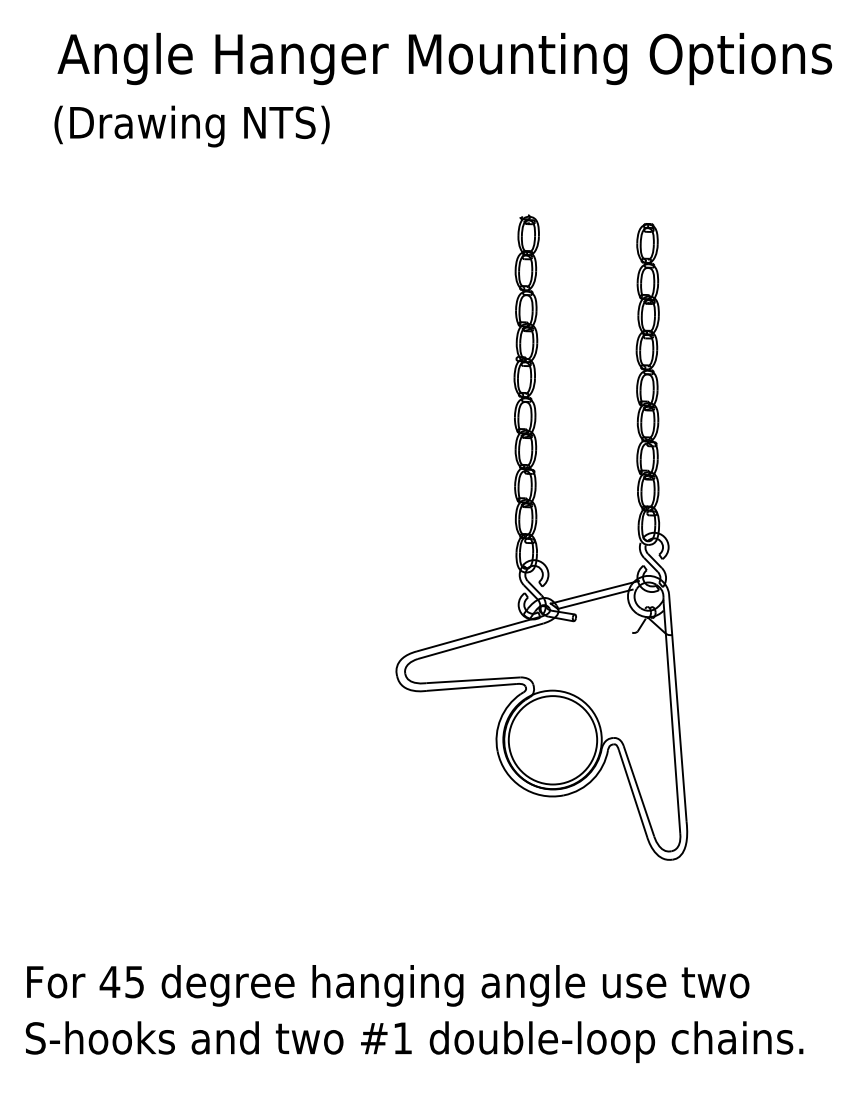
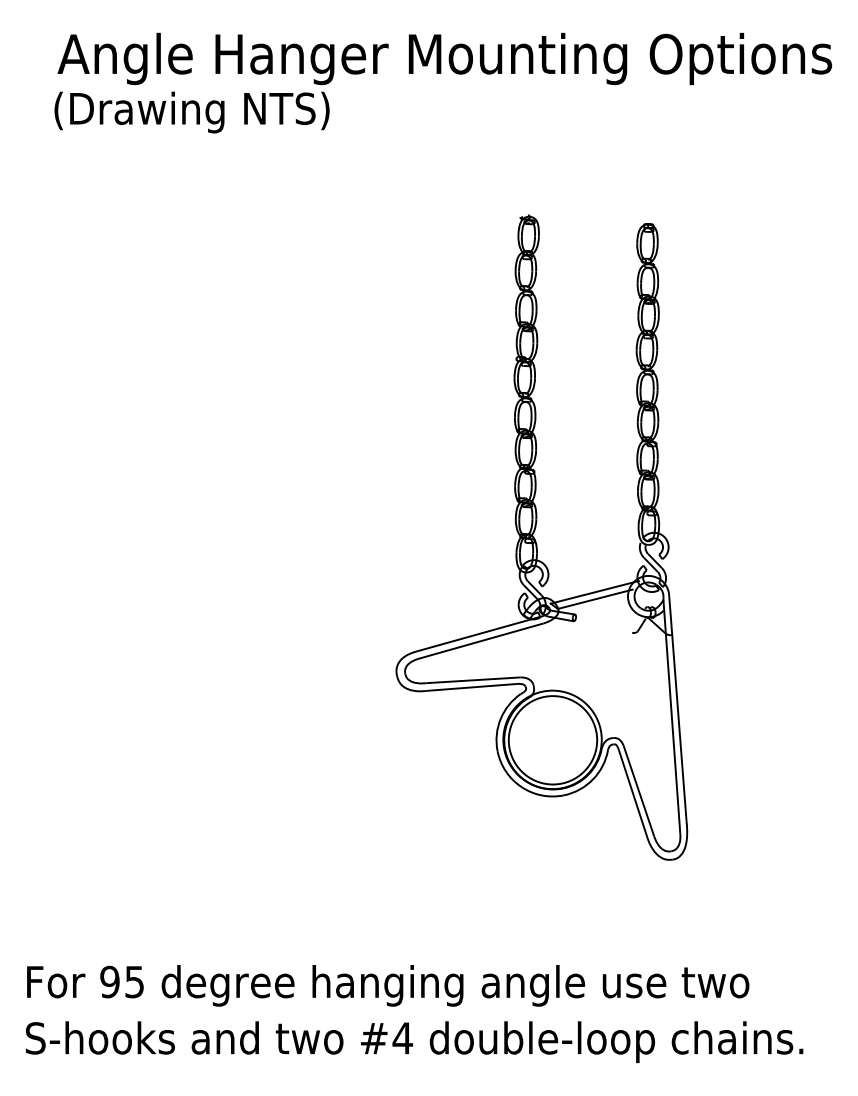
text position: (191, 126) -> (191, 112) (191, 112)
text: 45 -> 95 (109, 981)
text: #1 -> #4 (402, 1038)
